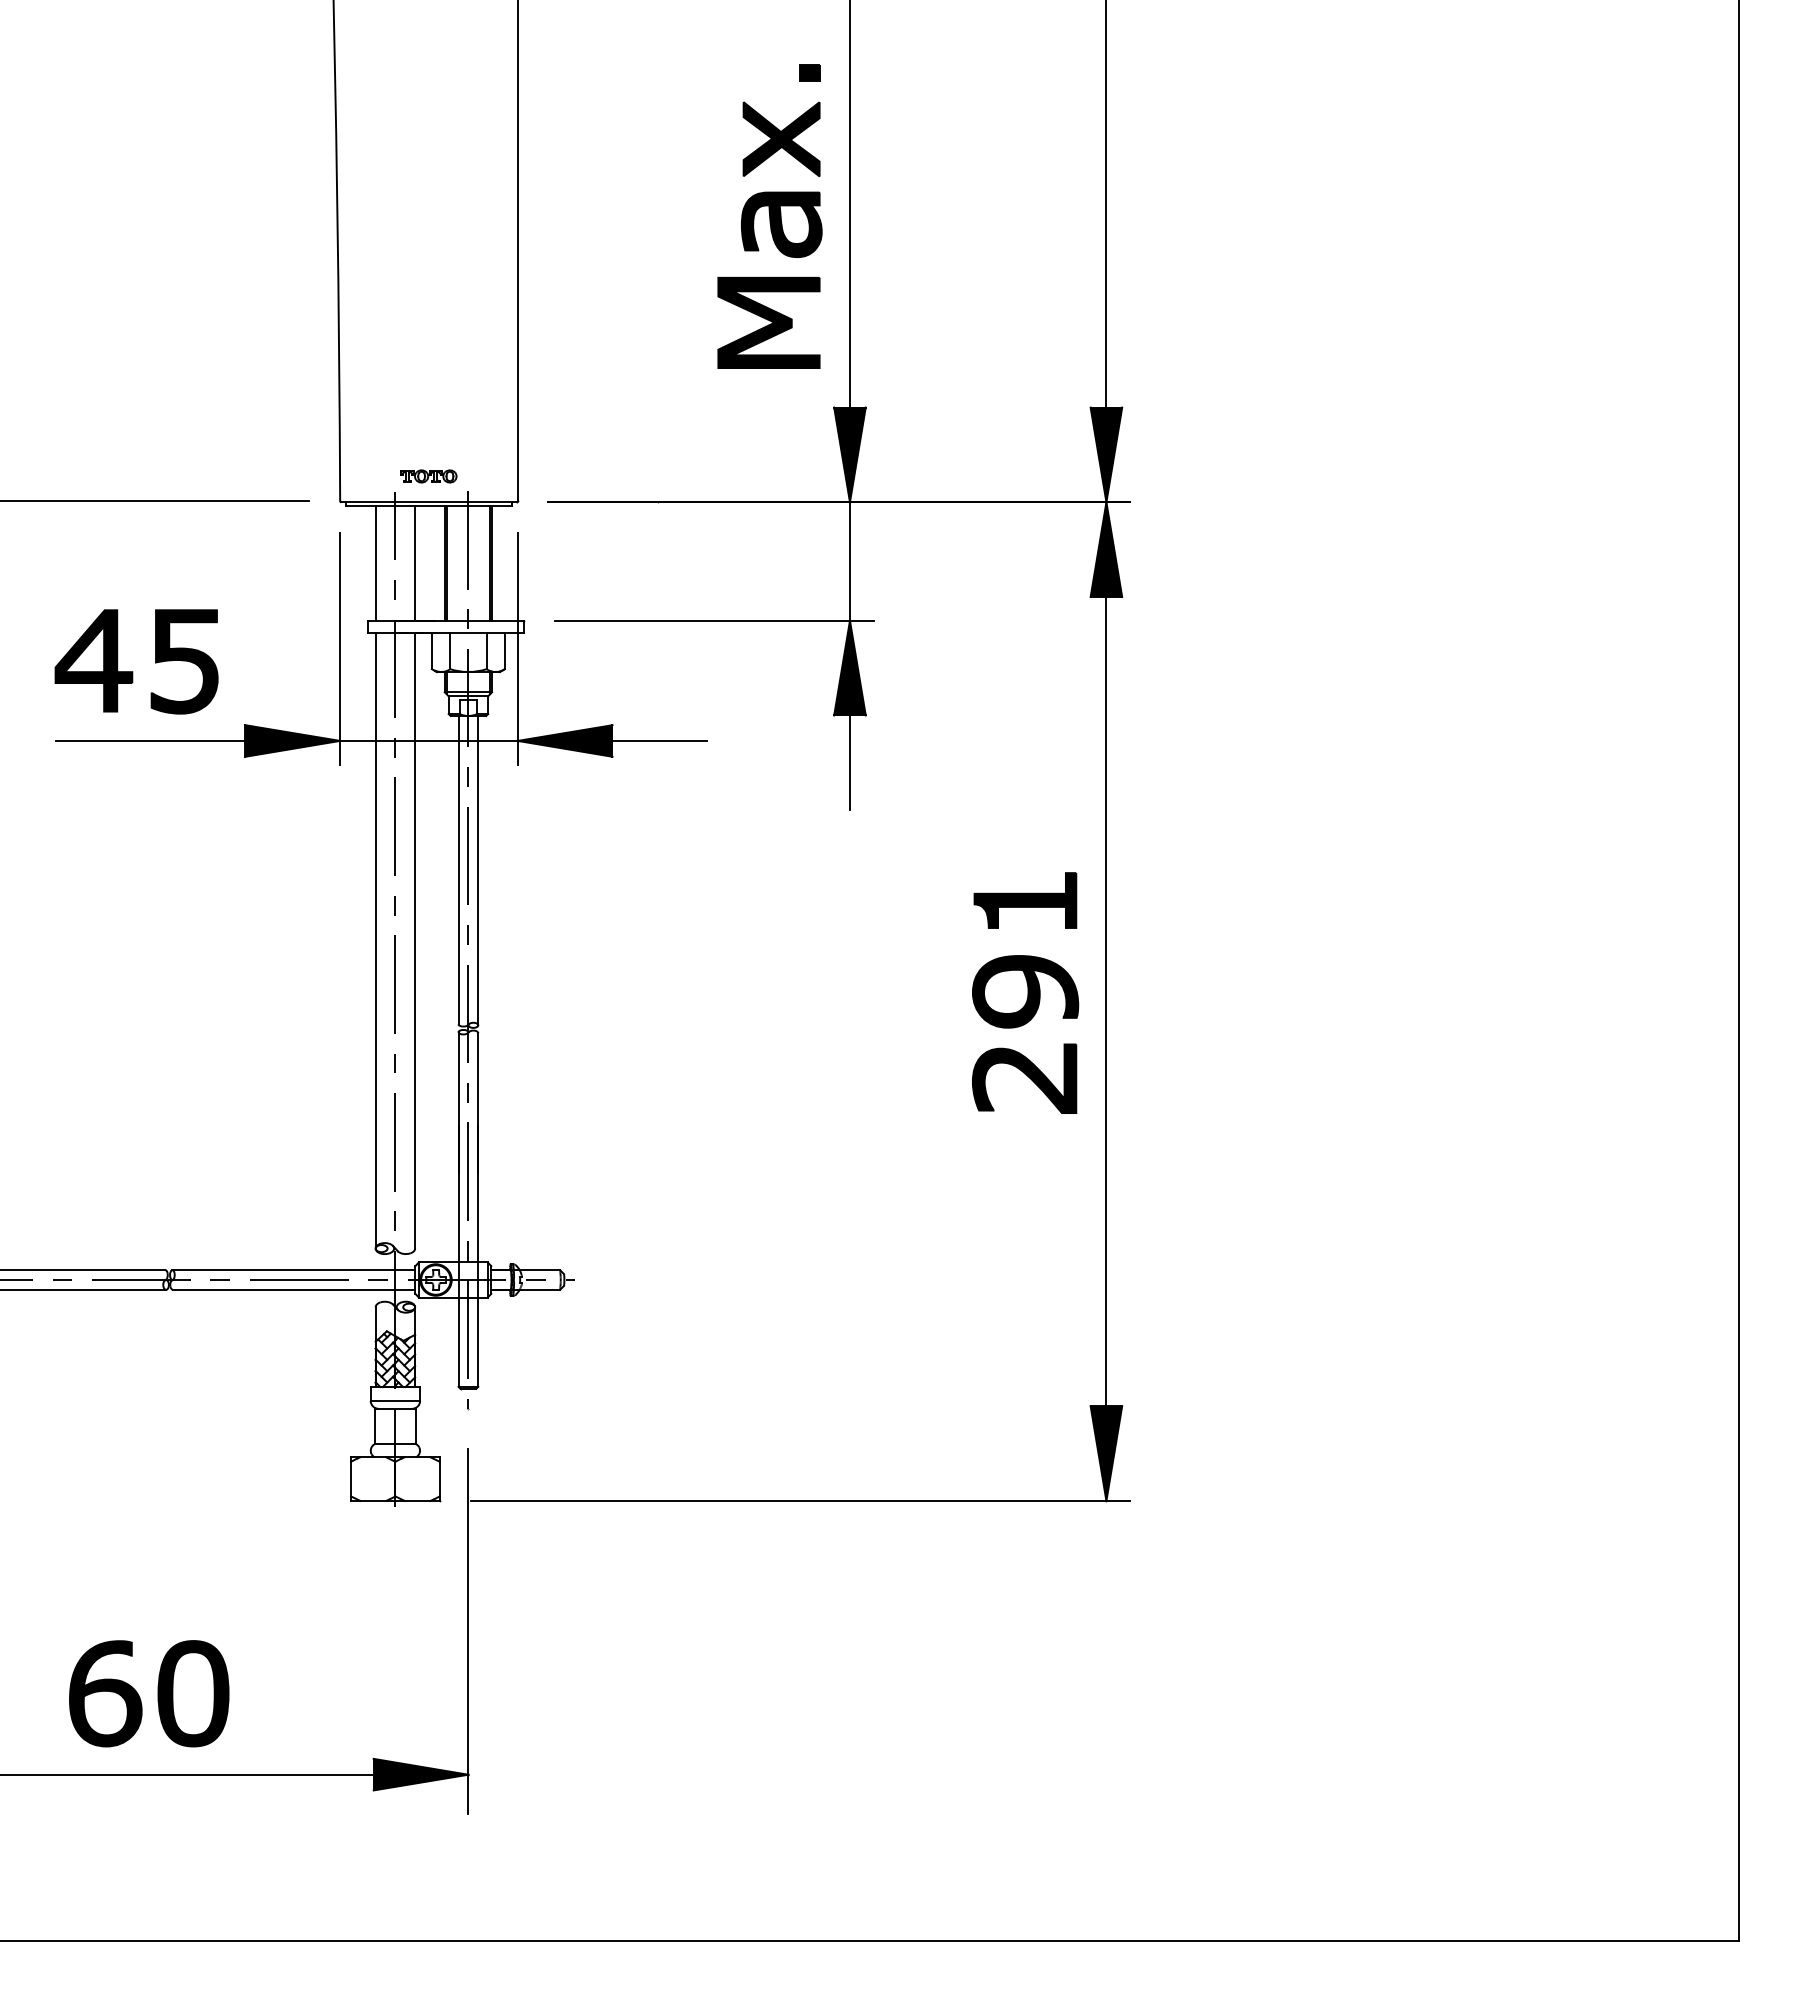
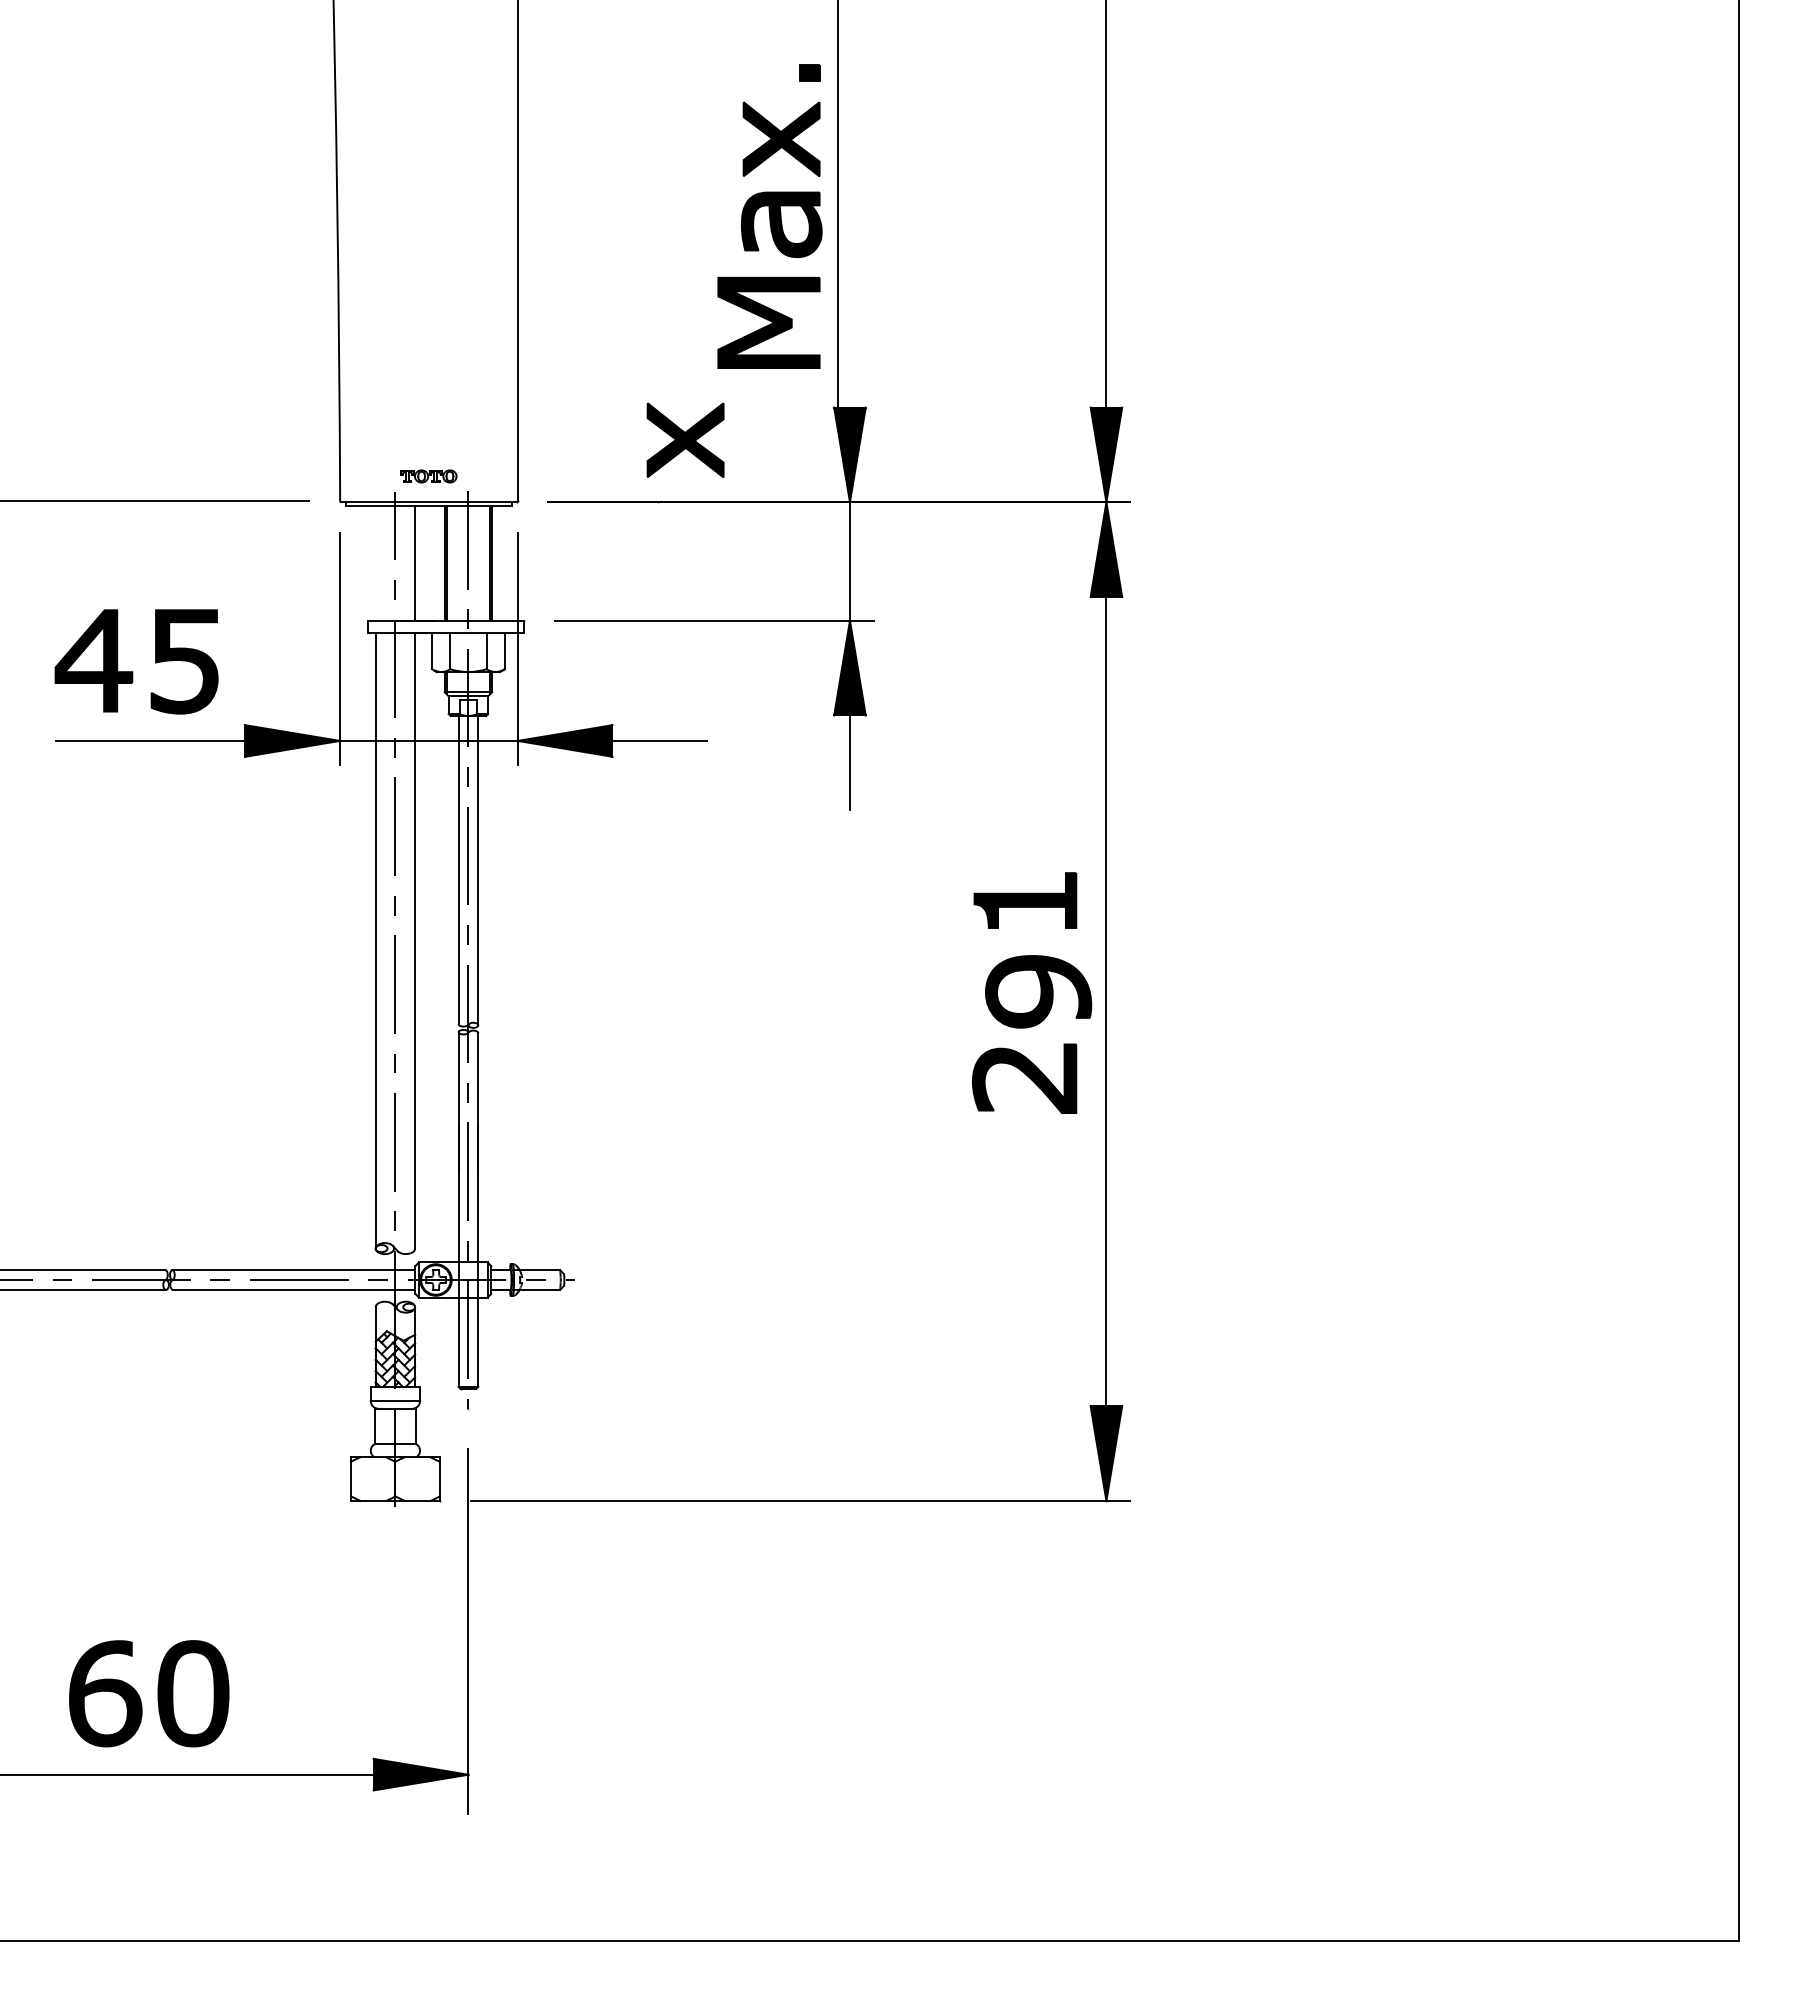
line position: (849, 204) -> (837, 204) (837, 204)
part: none -> present (685, 439)
line: present -> none (375, 563)
part position: (1025, 991) -> (1038, 991) (1038, 991)
